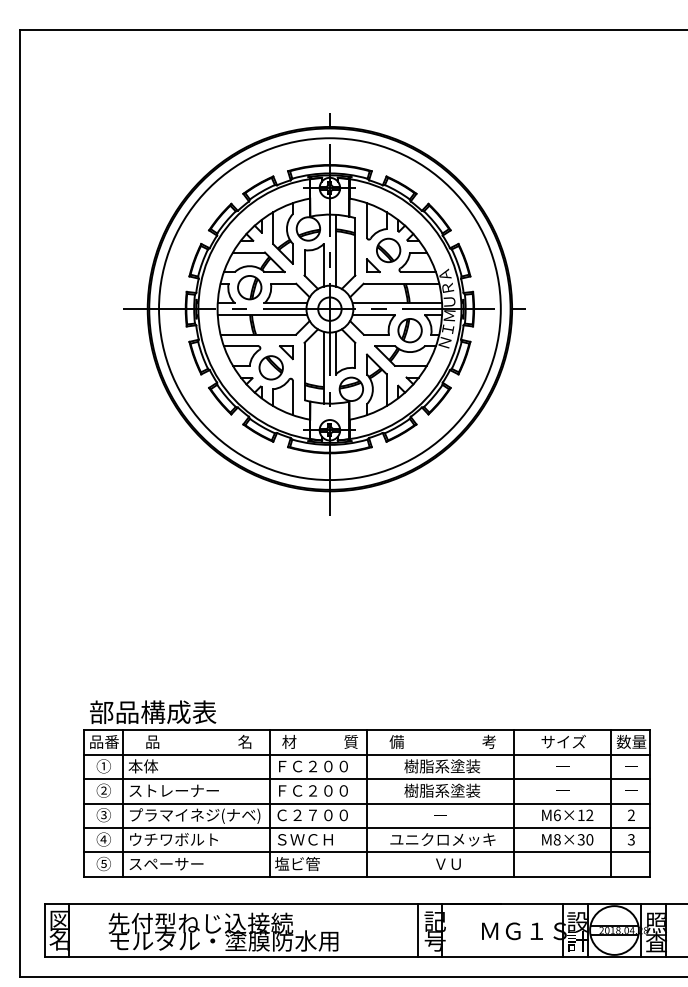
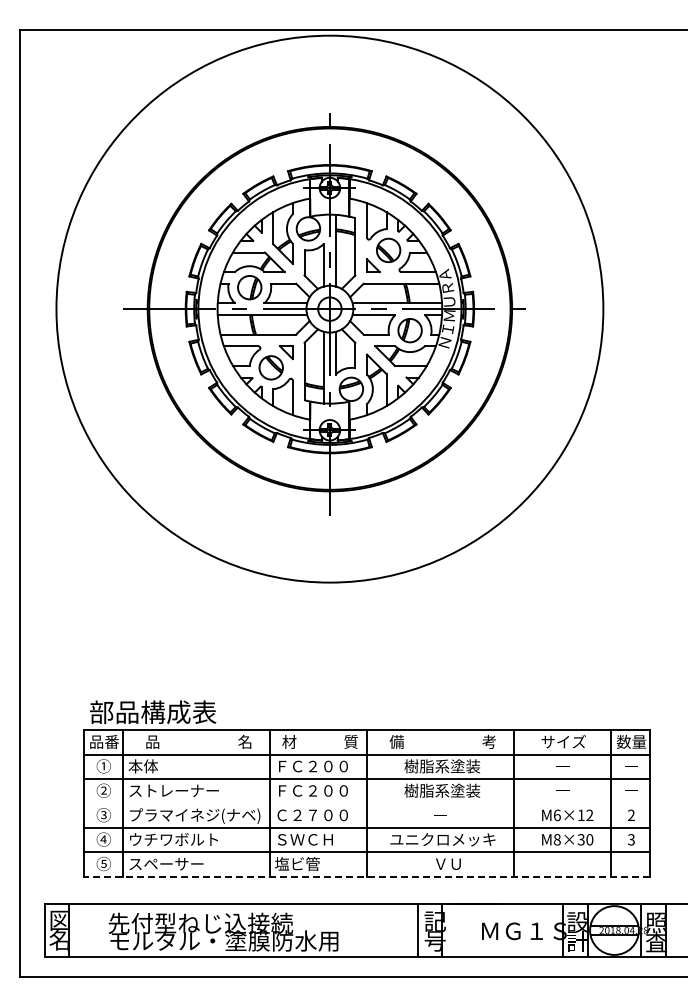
circle diameter: 342 px -> 547 px (329, 308)
line: present -> none (366, 803)
line: solid -> dashed (366, 876)
